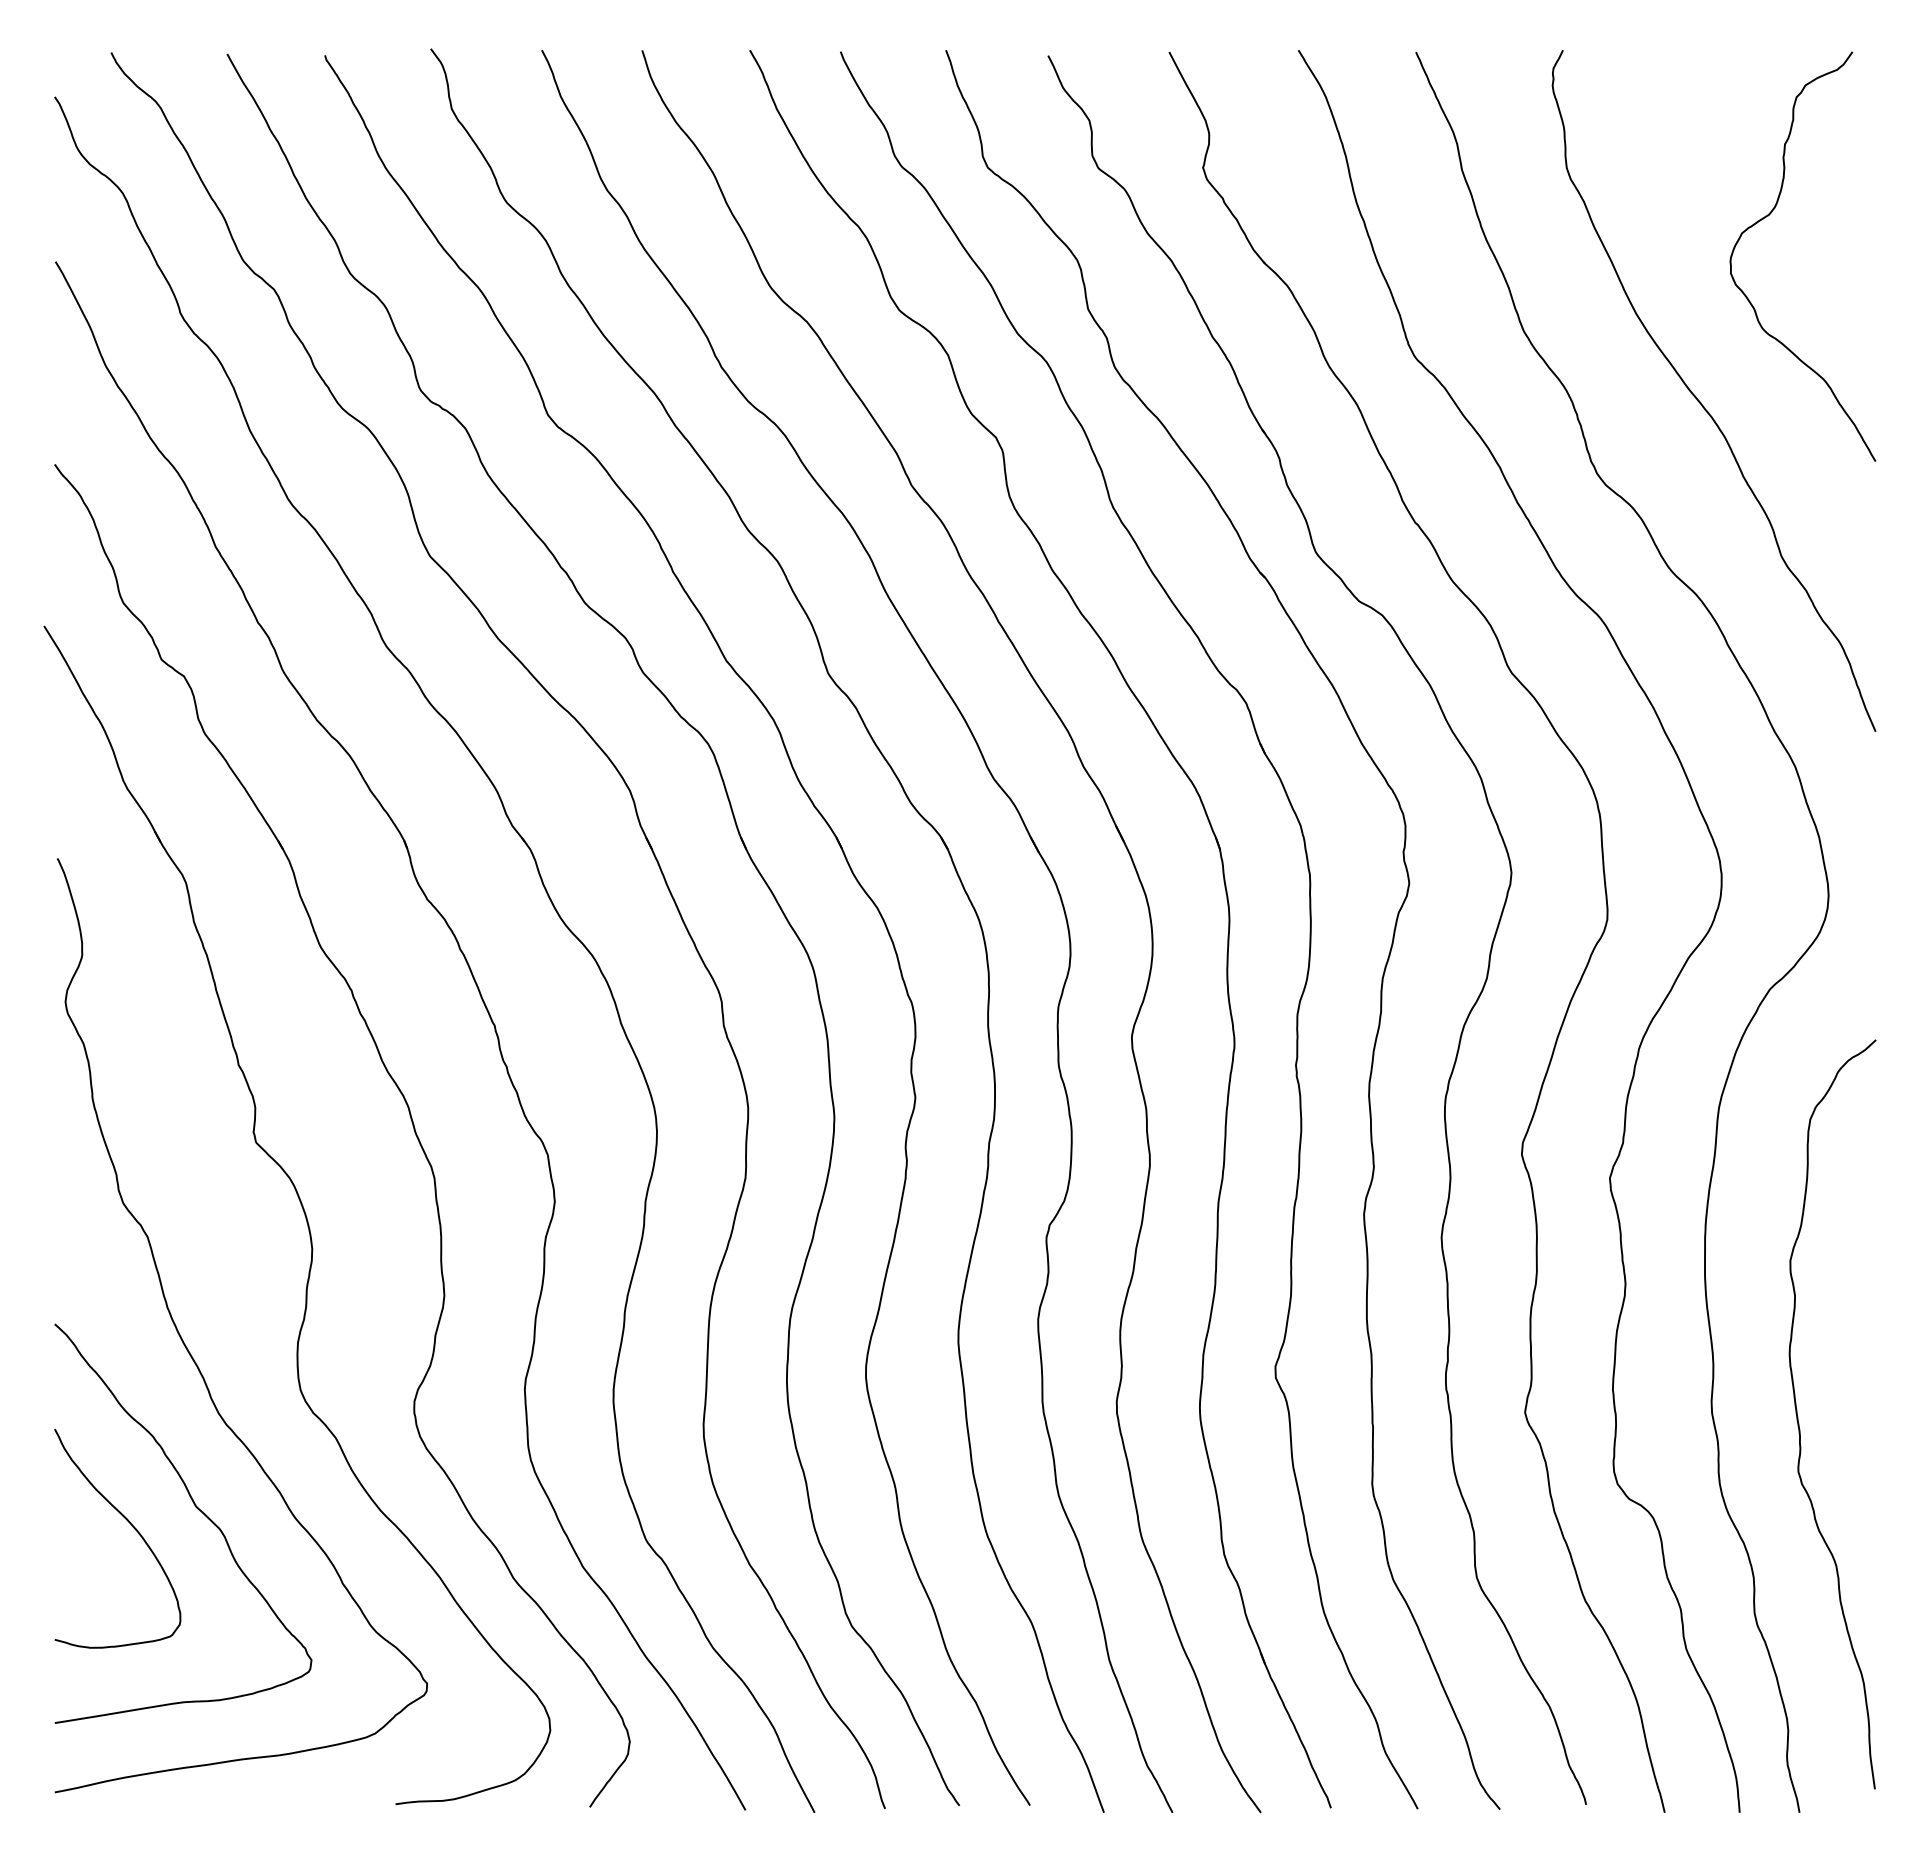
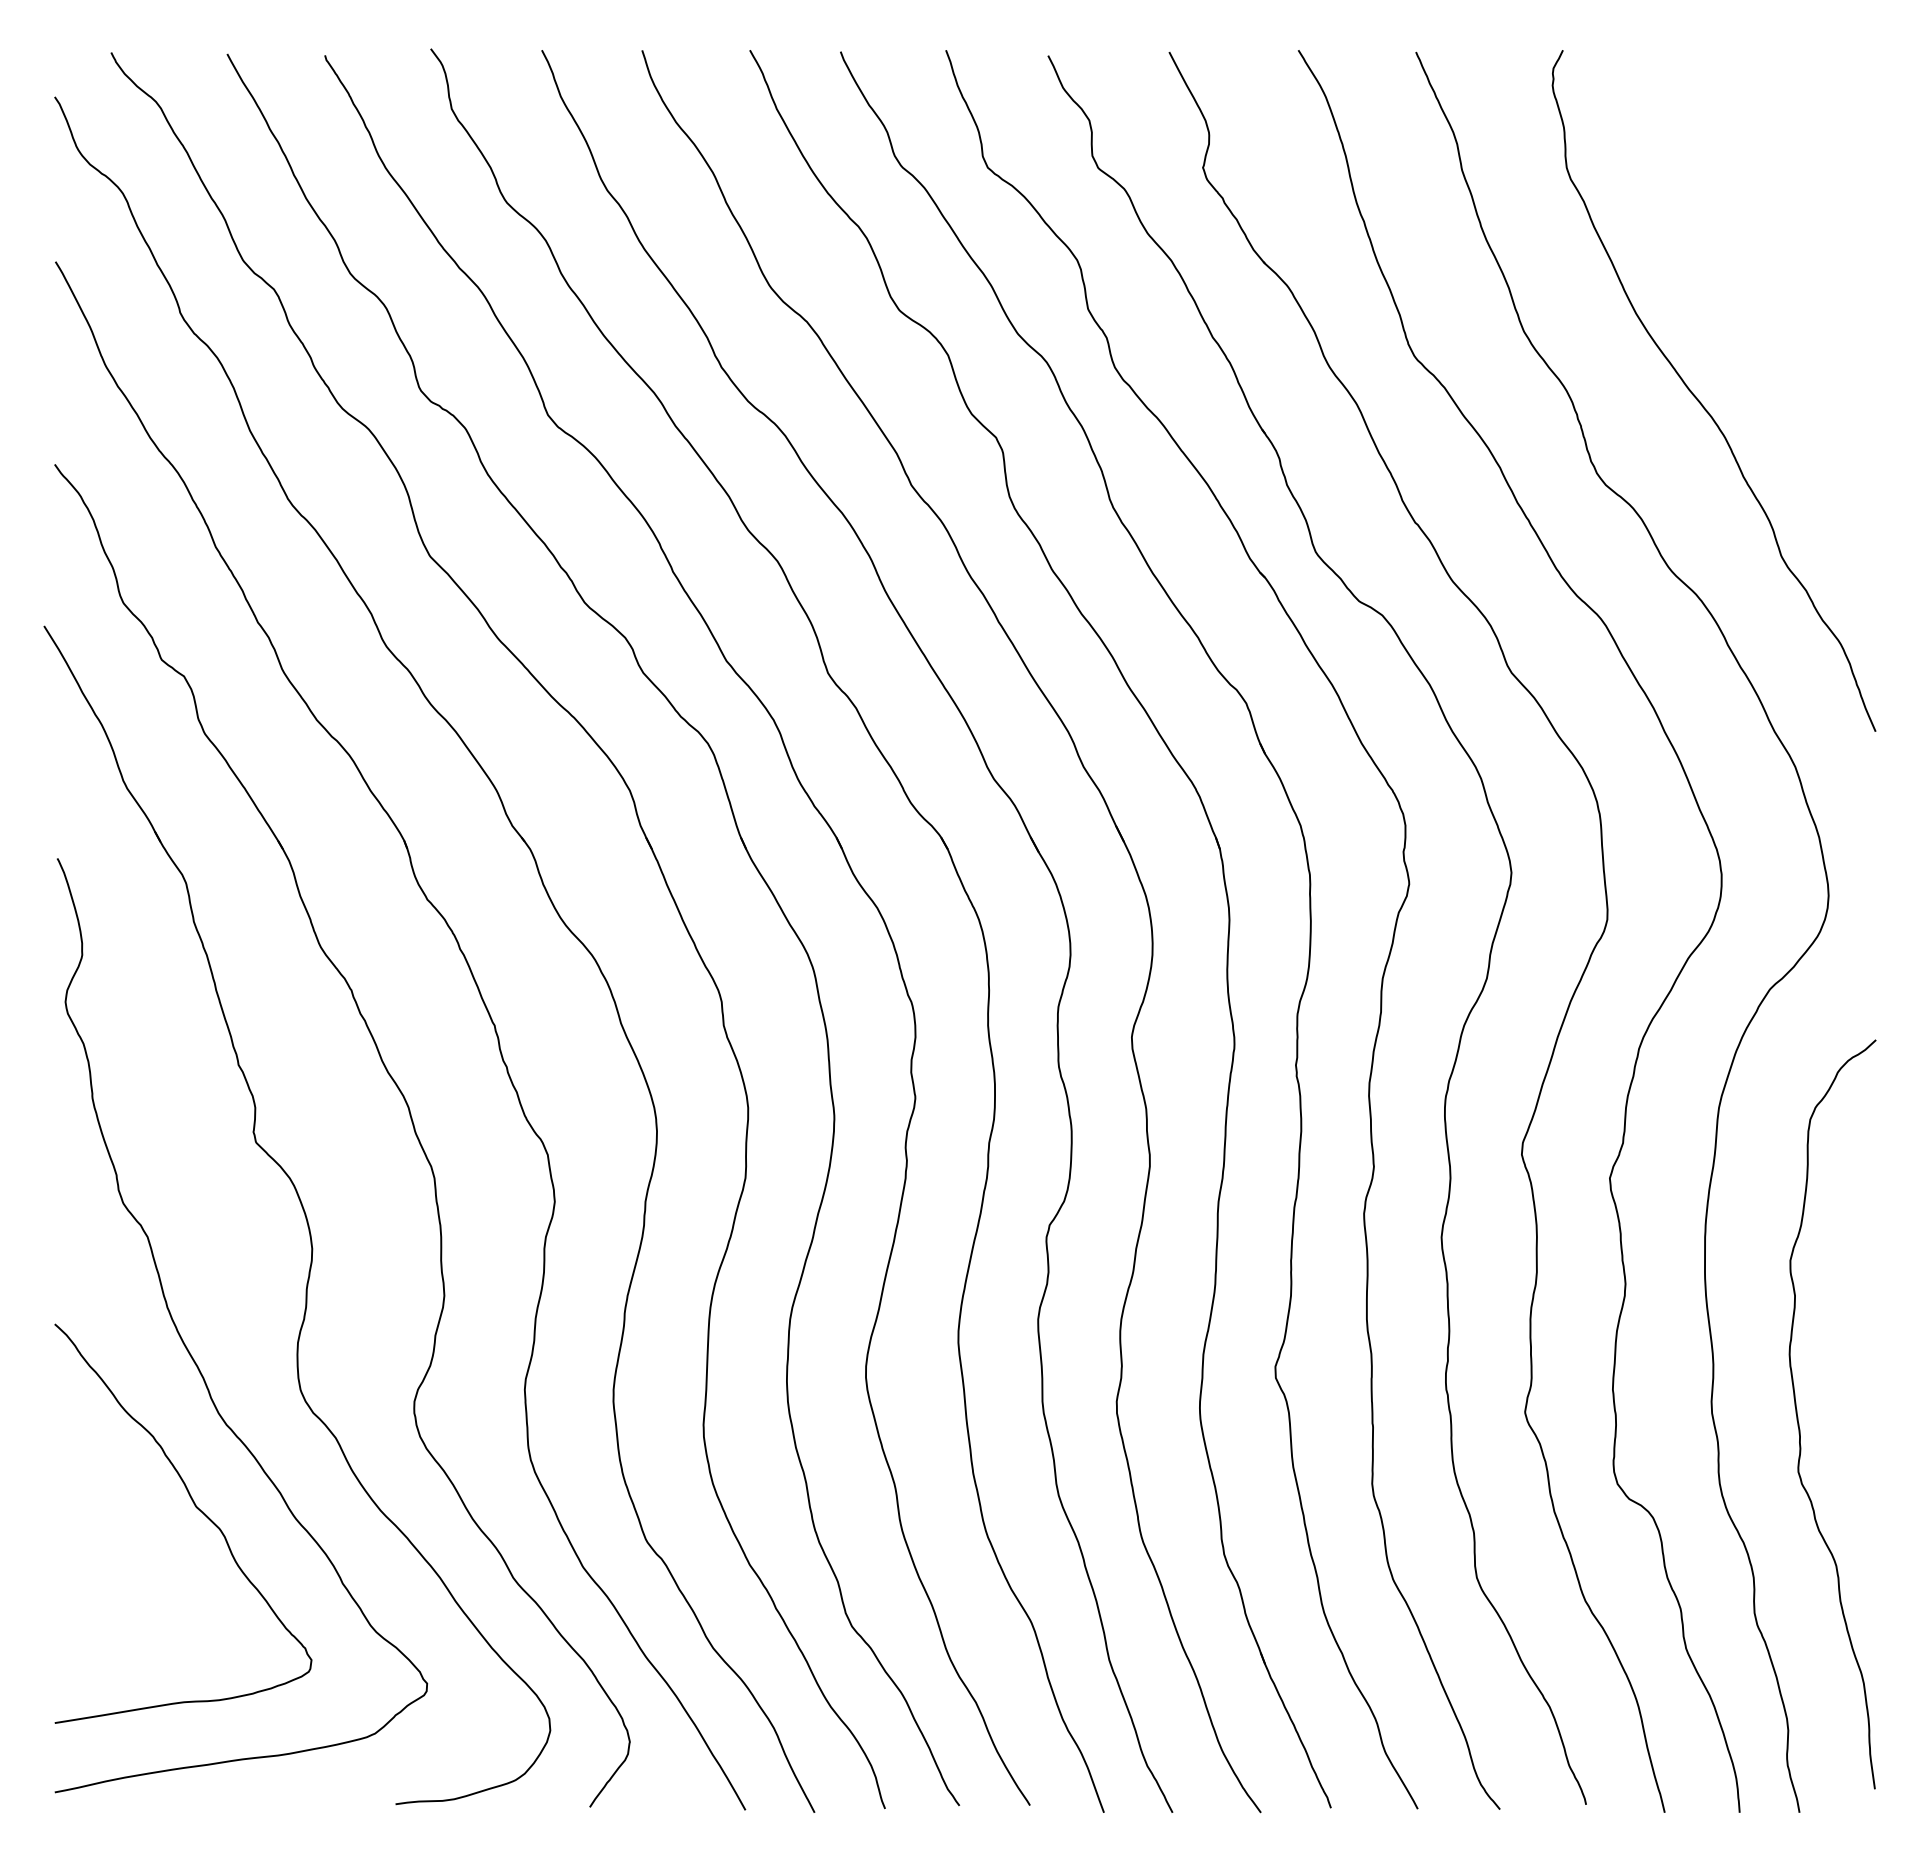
curve: present -> none (1768, 216)
curve: present -> none (132, 1527)
